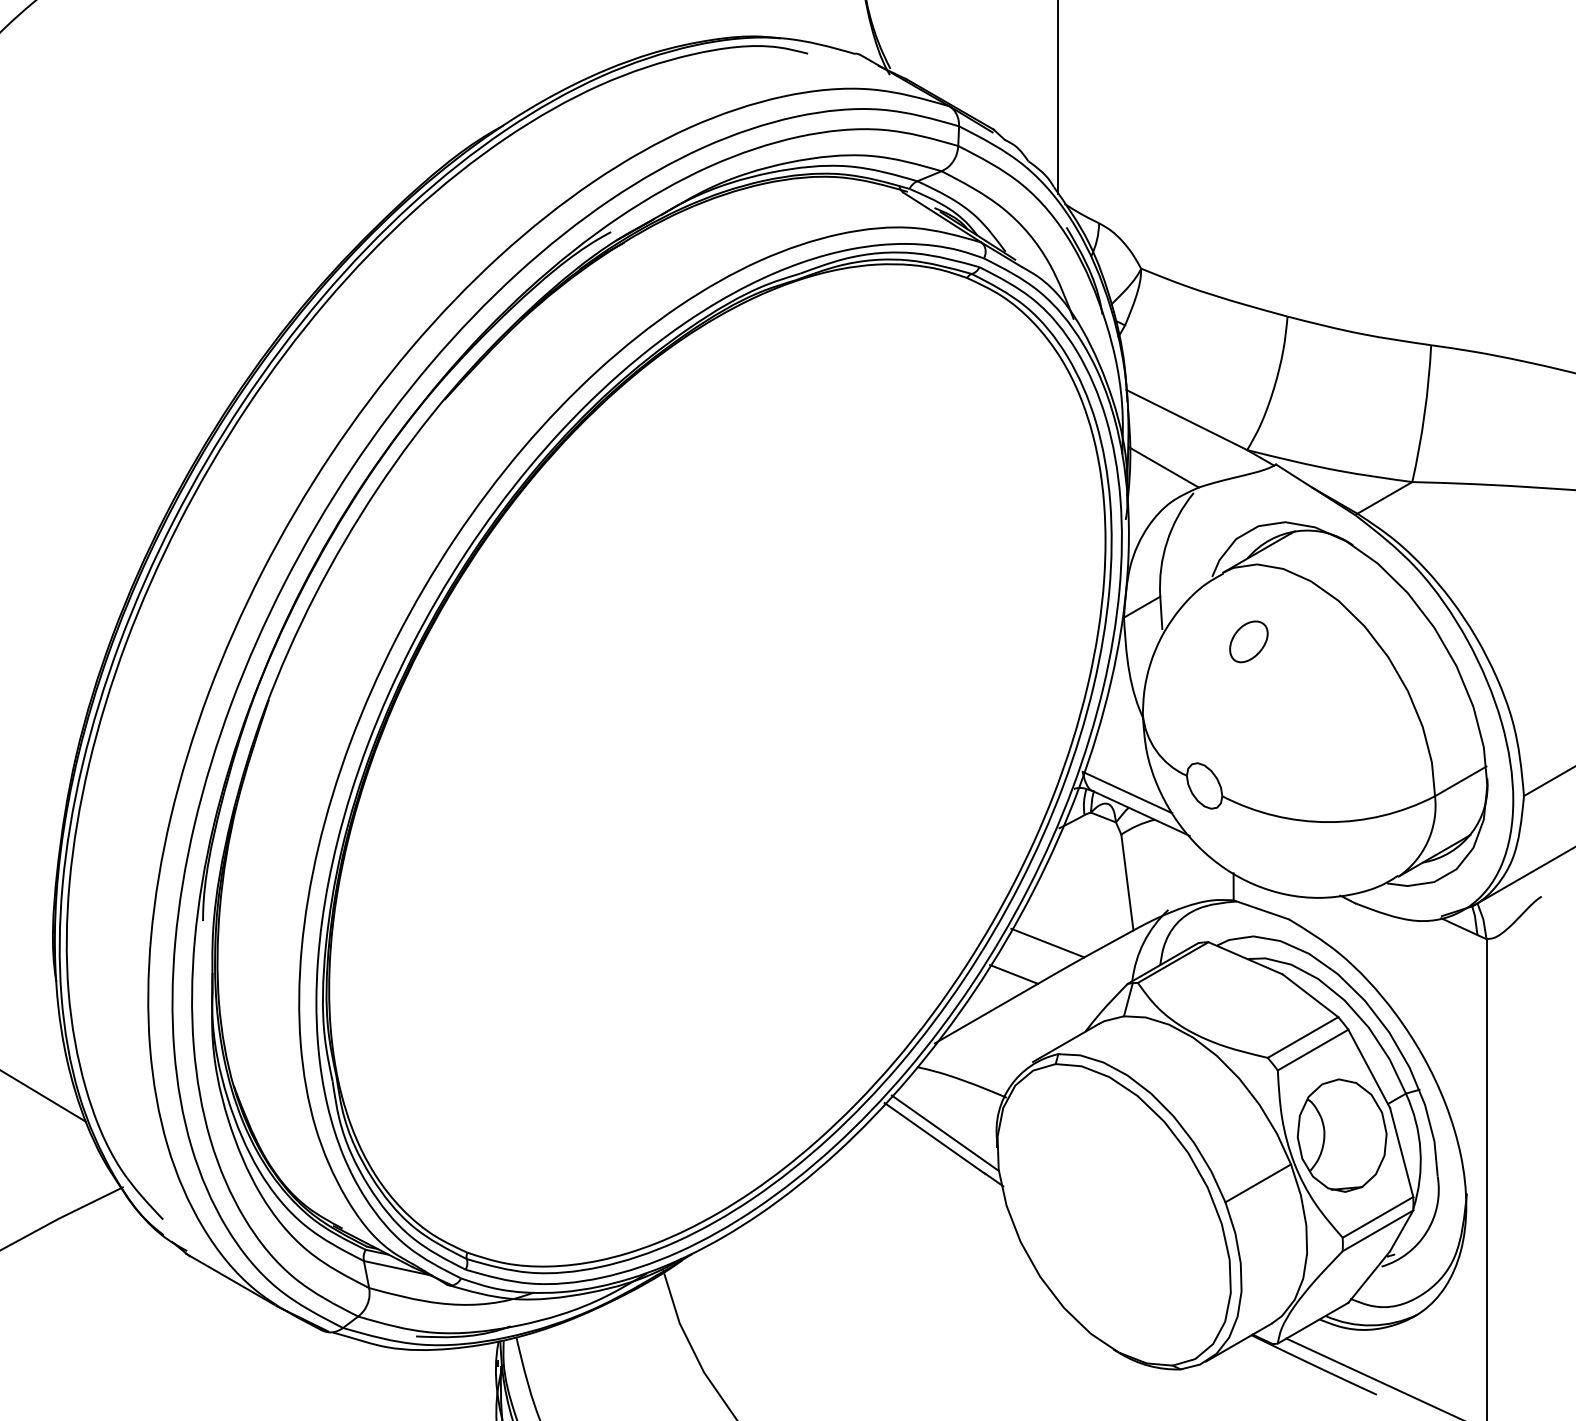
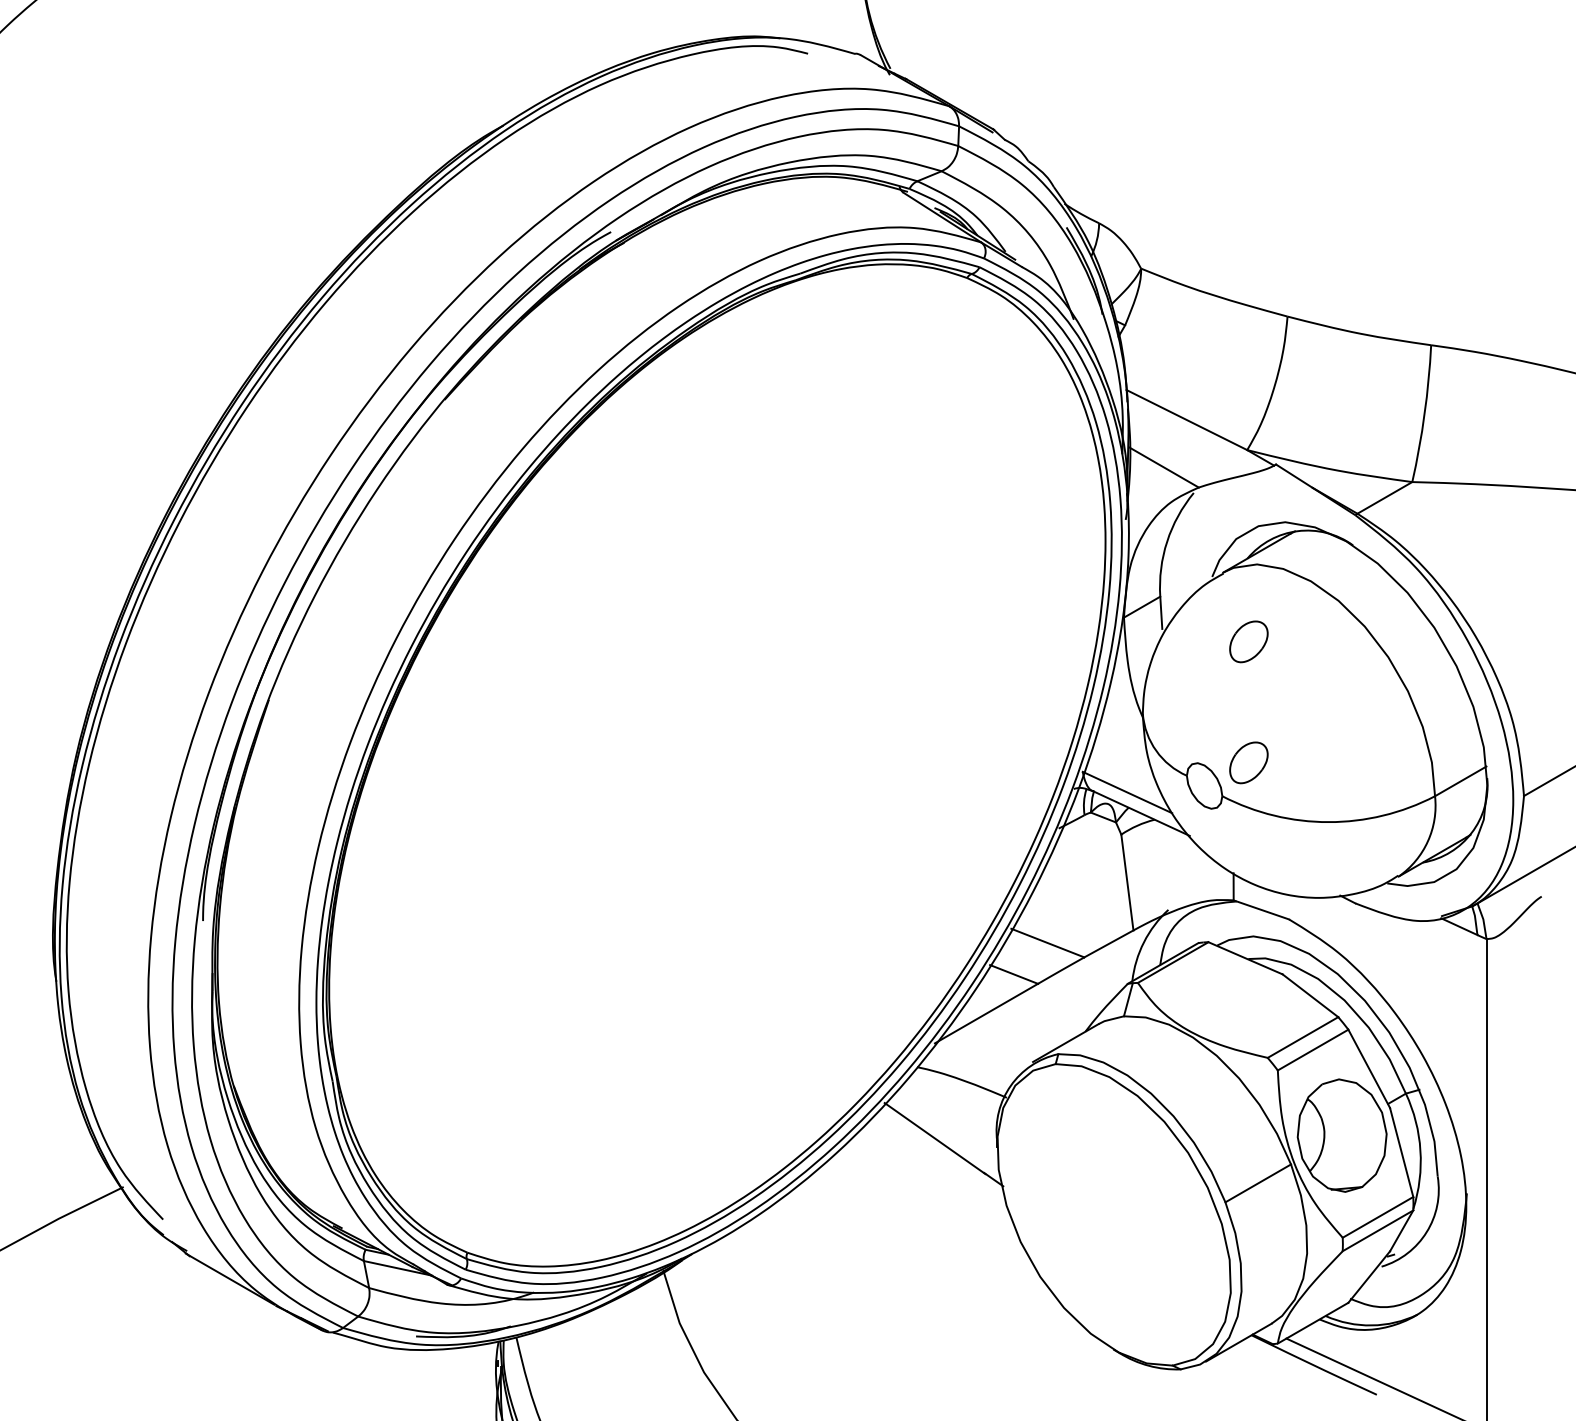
line: present -> none (1058, 98)
part: none -> present (1248, 762)
line: present -> none (44, 1096)
line: present -> none (944, 1132)
